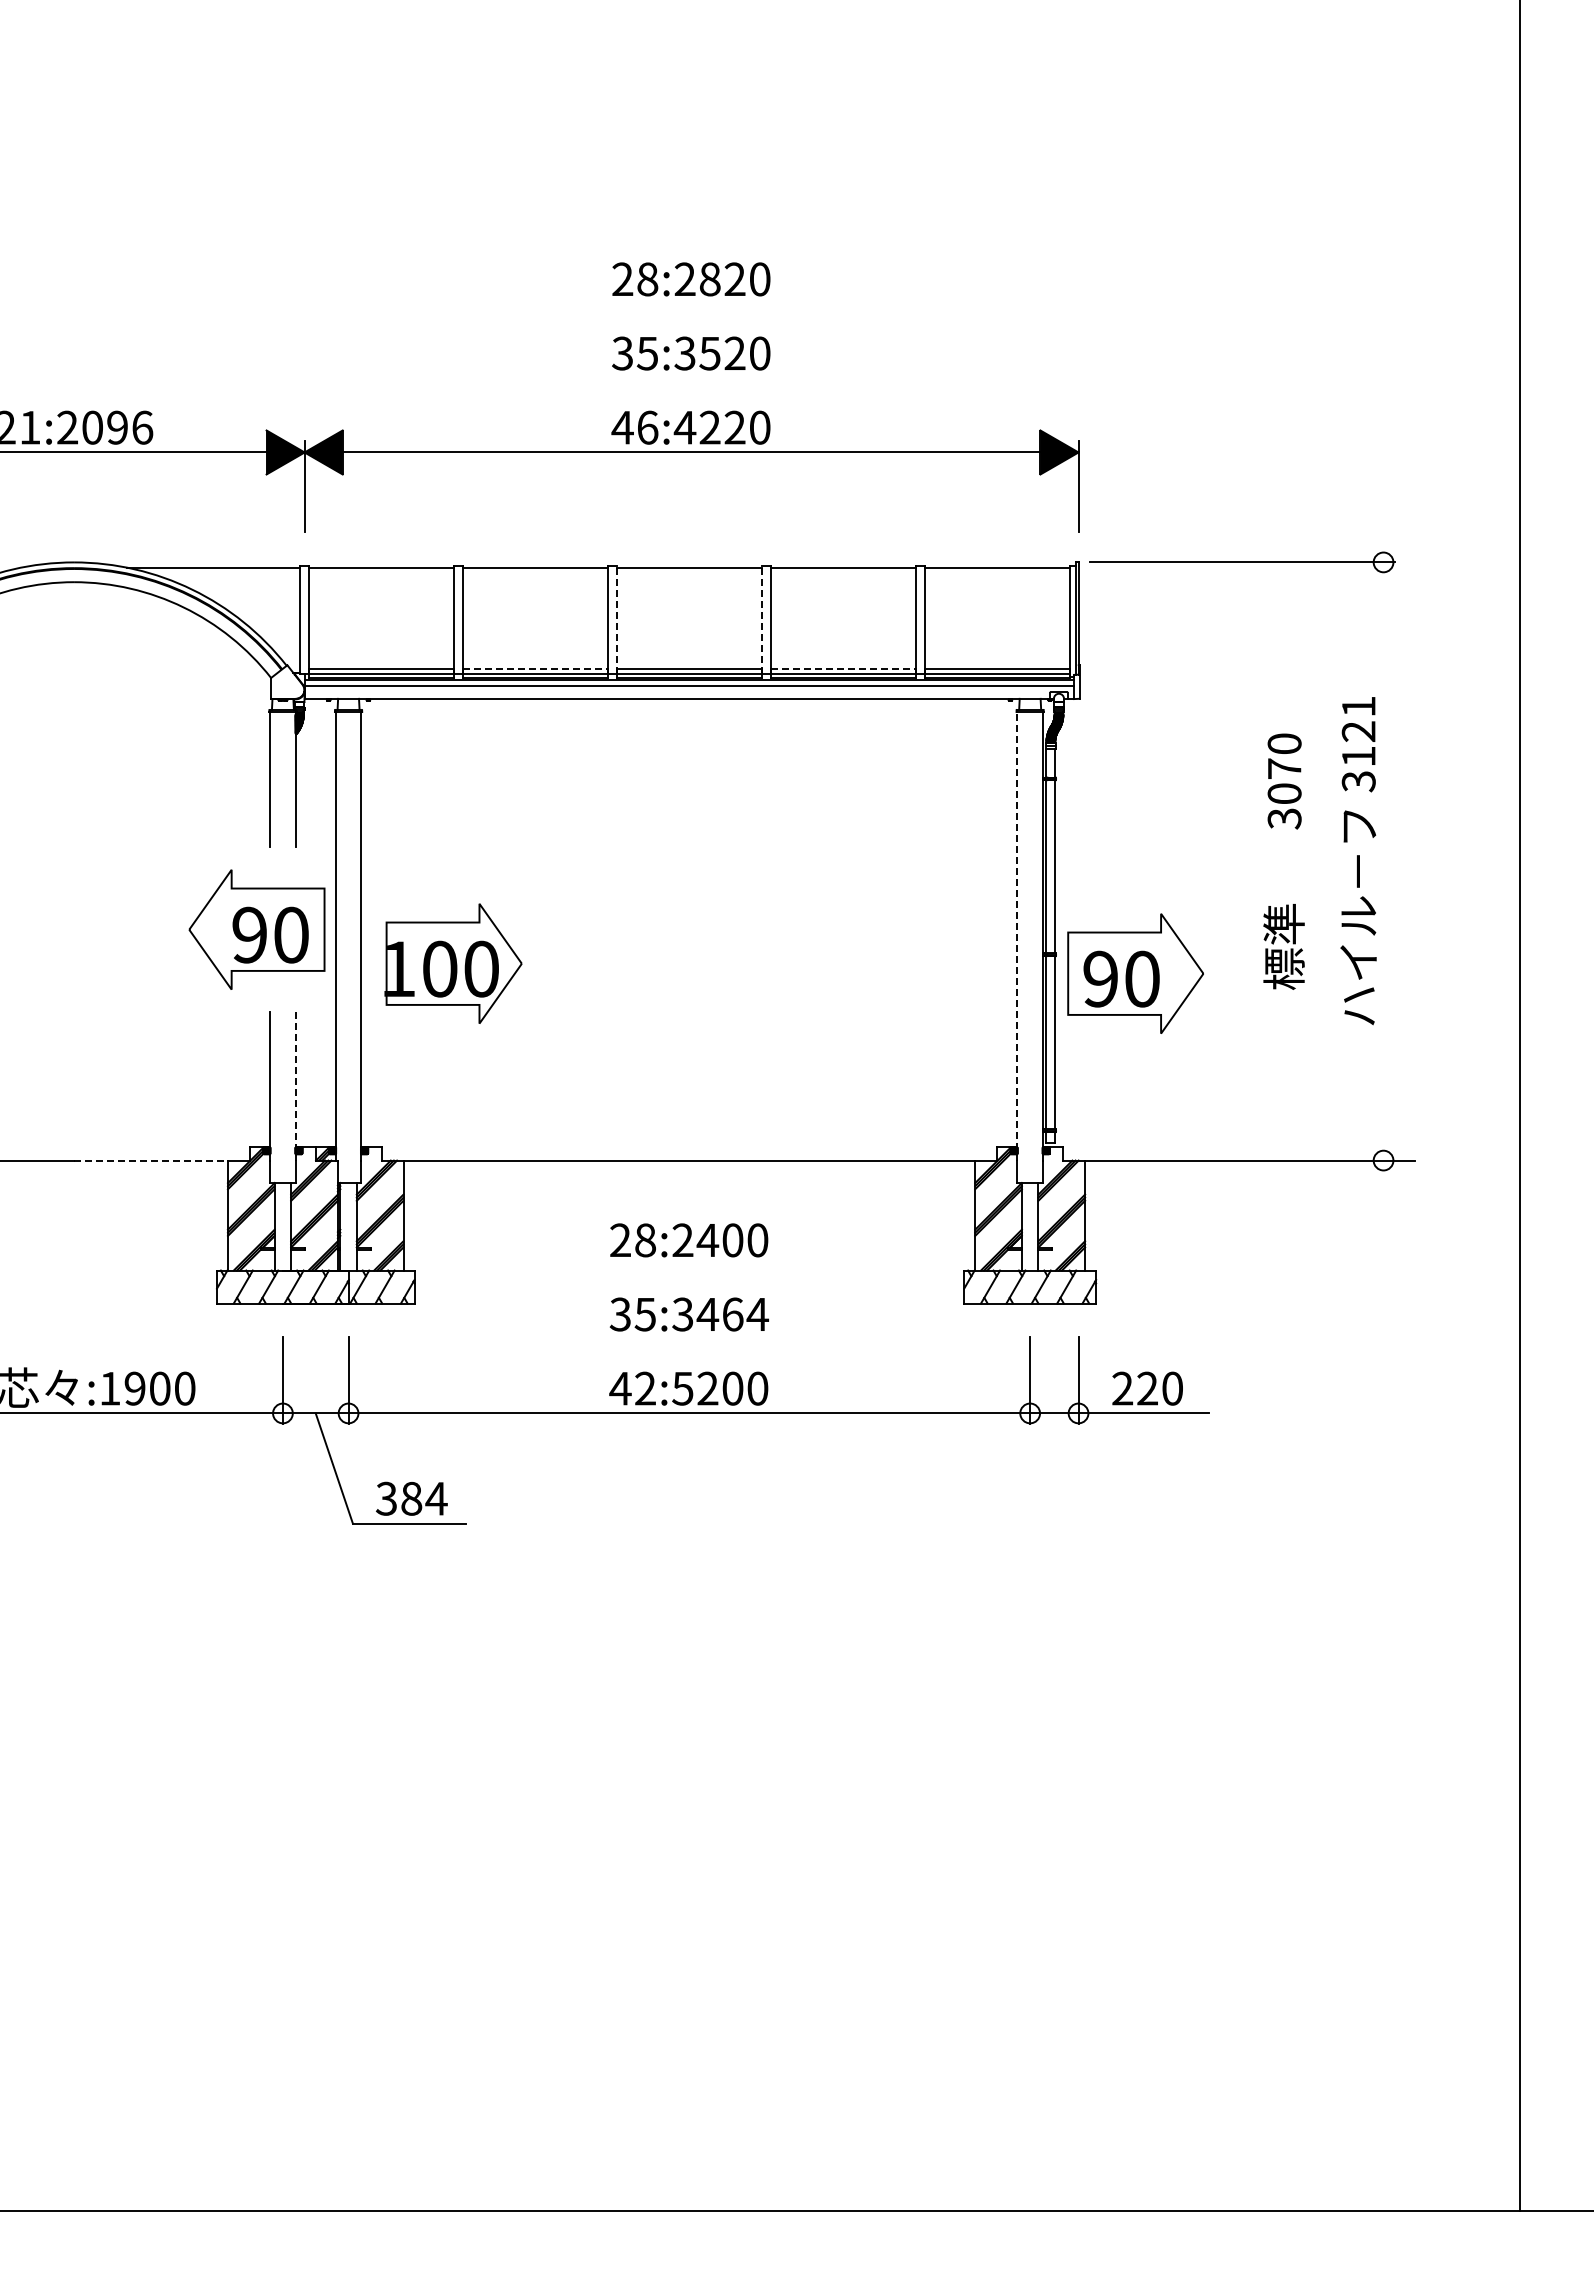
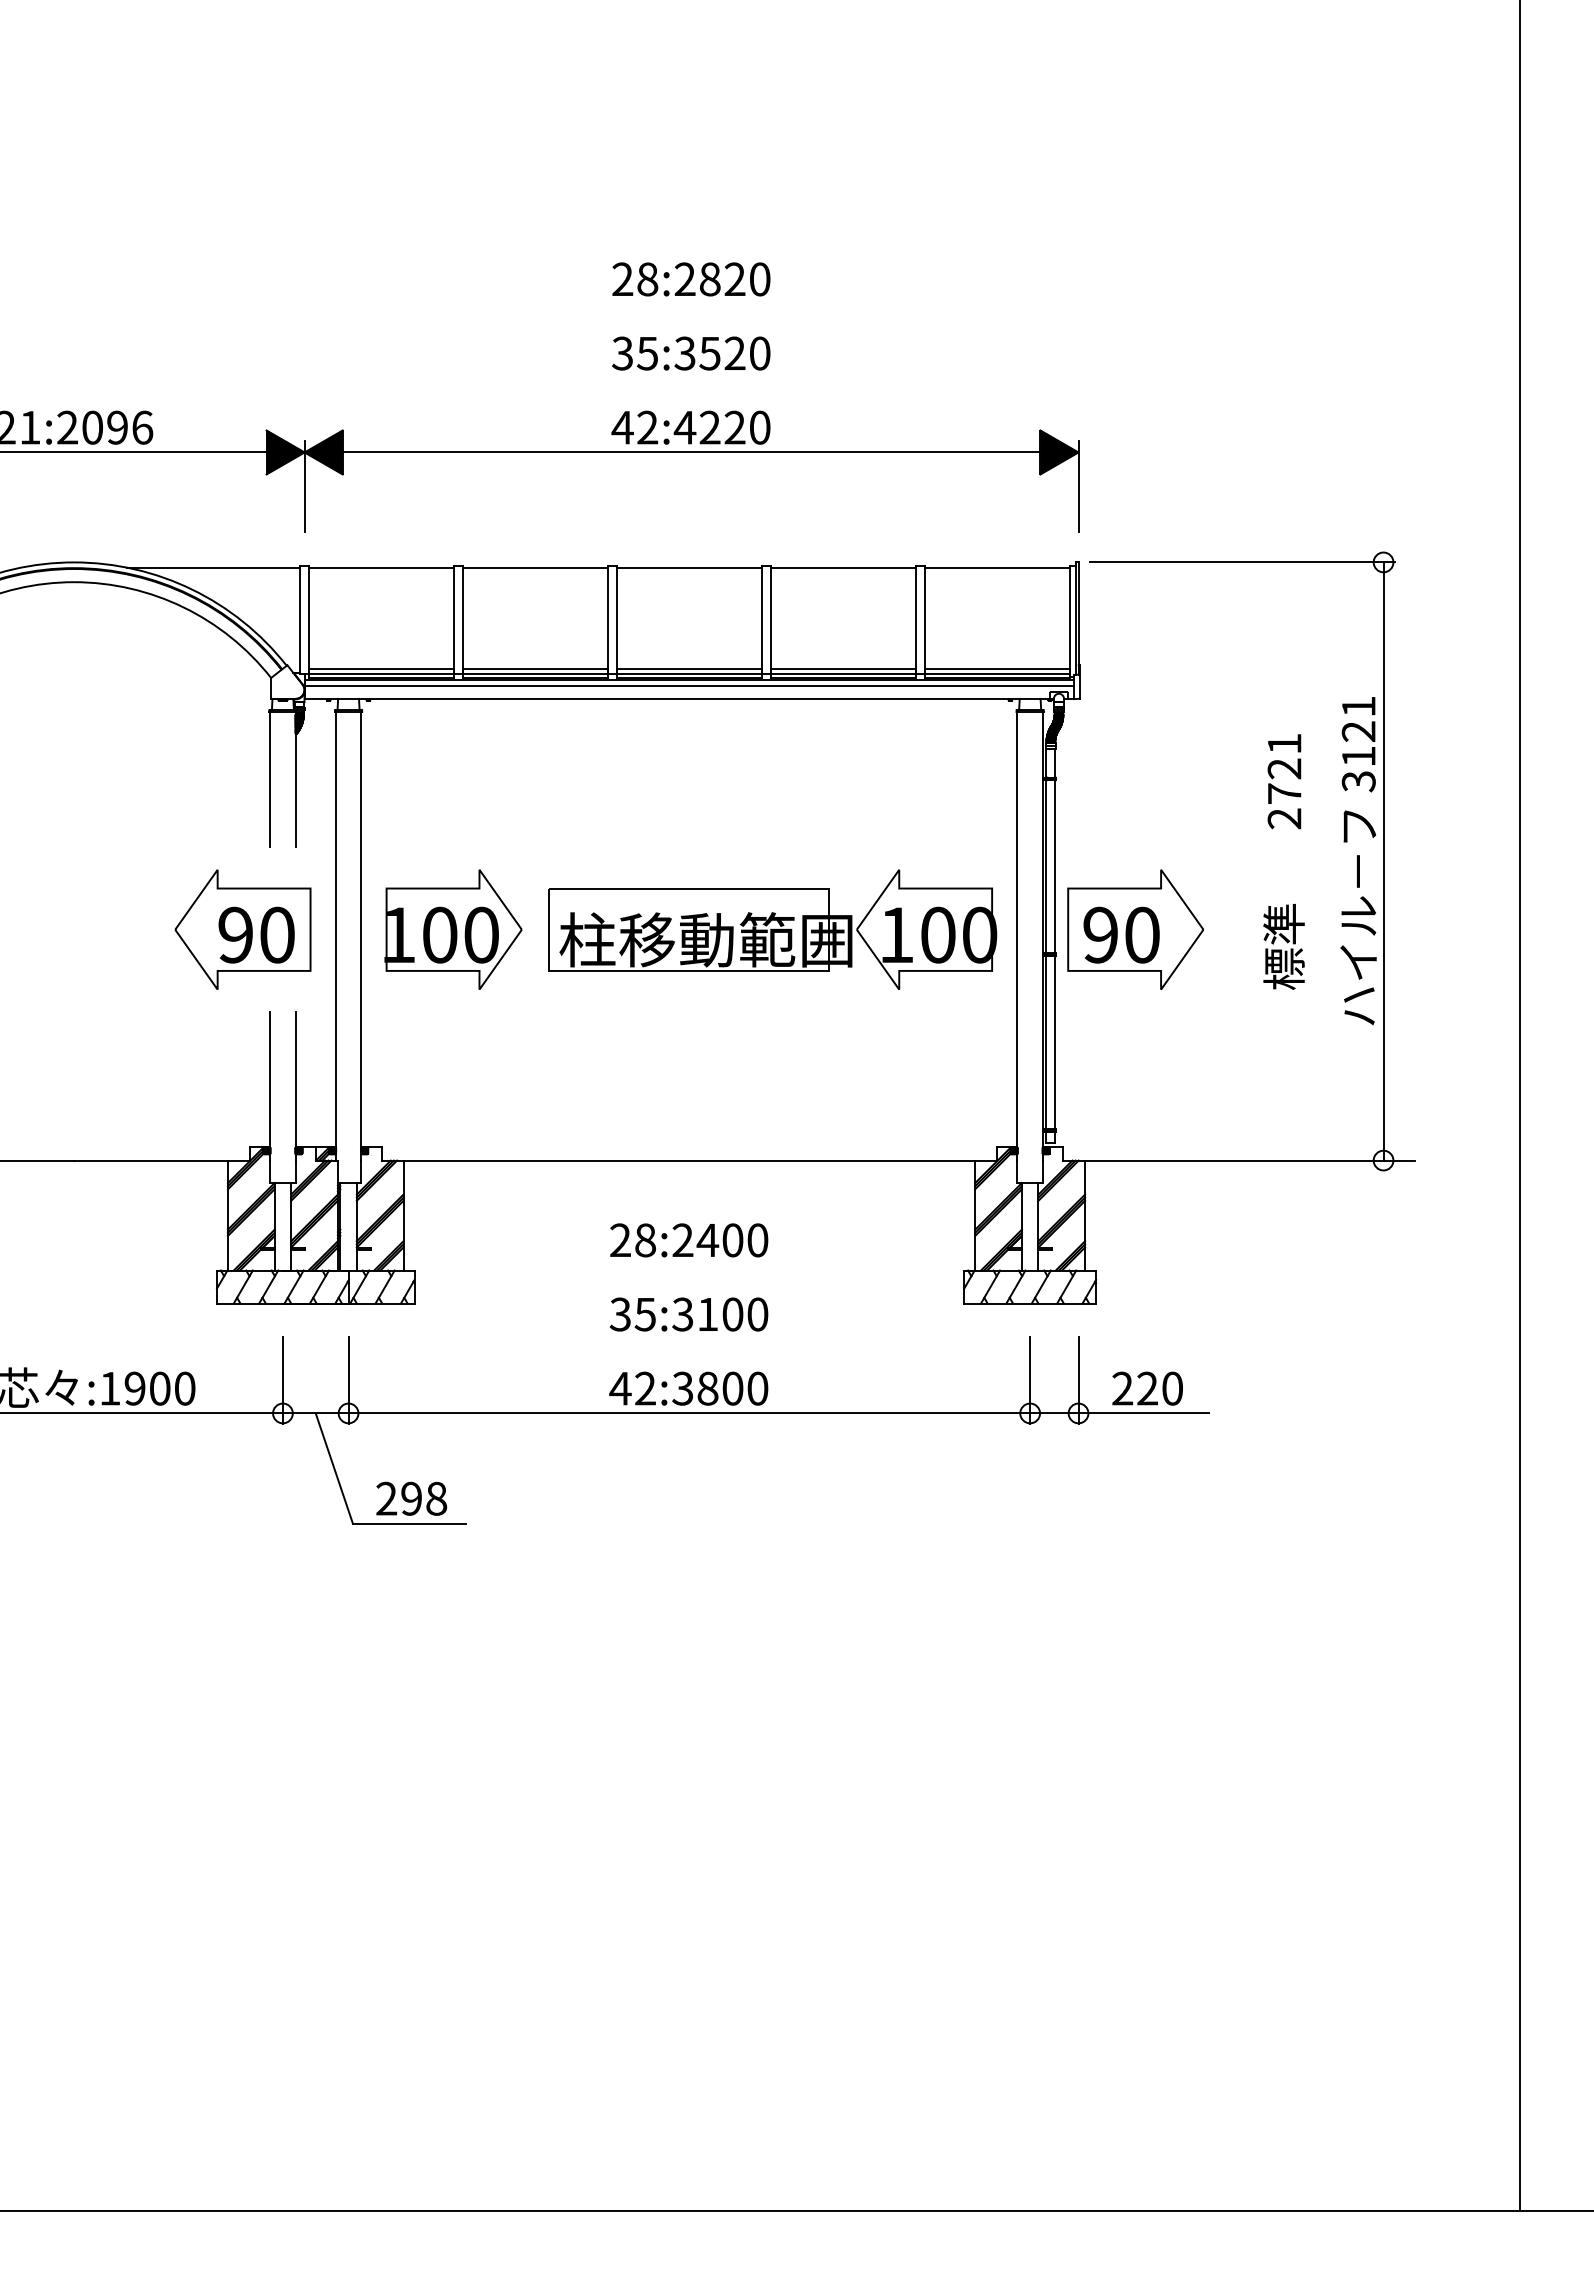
text: 46:4220 -> 42:4220 (647, 427)
line: dashed -> solid (616, 620)
line: dashed -> solid (761, 620)
line: dashed -> solid (535, 668)
line: dashed -> solid (843, 668)
text: 3070 -> 2721 (1284, 781)
line: none -> present (1383, 861)
part position: (256, 929) -> (242, 929) (242, 929)
part: none -> present (772, 929)
line: dashed -> solid (1017, 935)
part position: (453, 963) -> (453, 929) (453, 929)
part position: (1135, 973) -> (1135, 929) (1135, 929)
line: dashed -> solid (295, 1086)
line: dashed -> solid (151, 1160)
text: 35:3464 -> 35:3100 (732, 1314)
text: 42:5200 -> 42:3800 (695, 1388)
text: 384 -> 298 (411, 1498)
